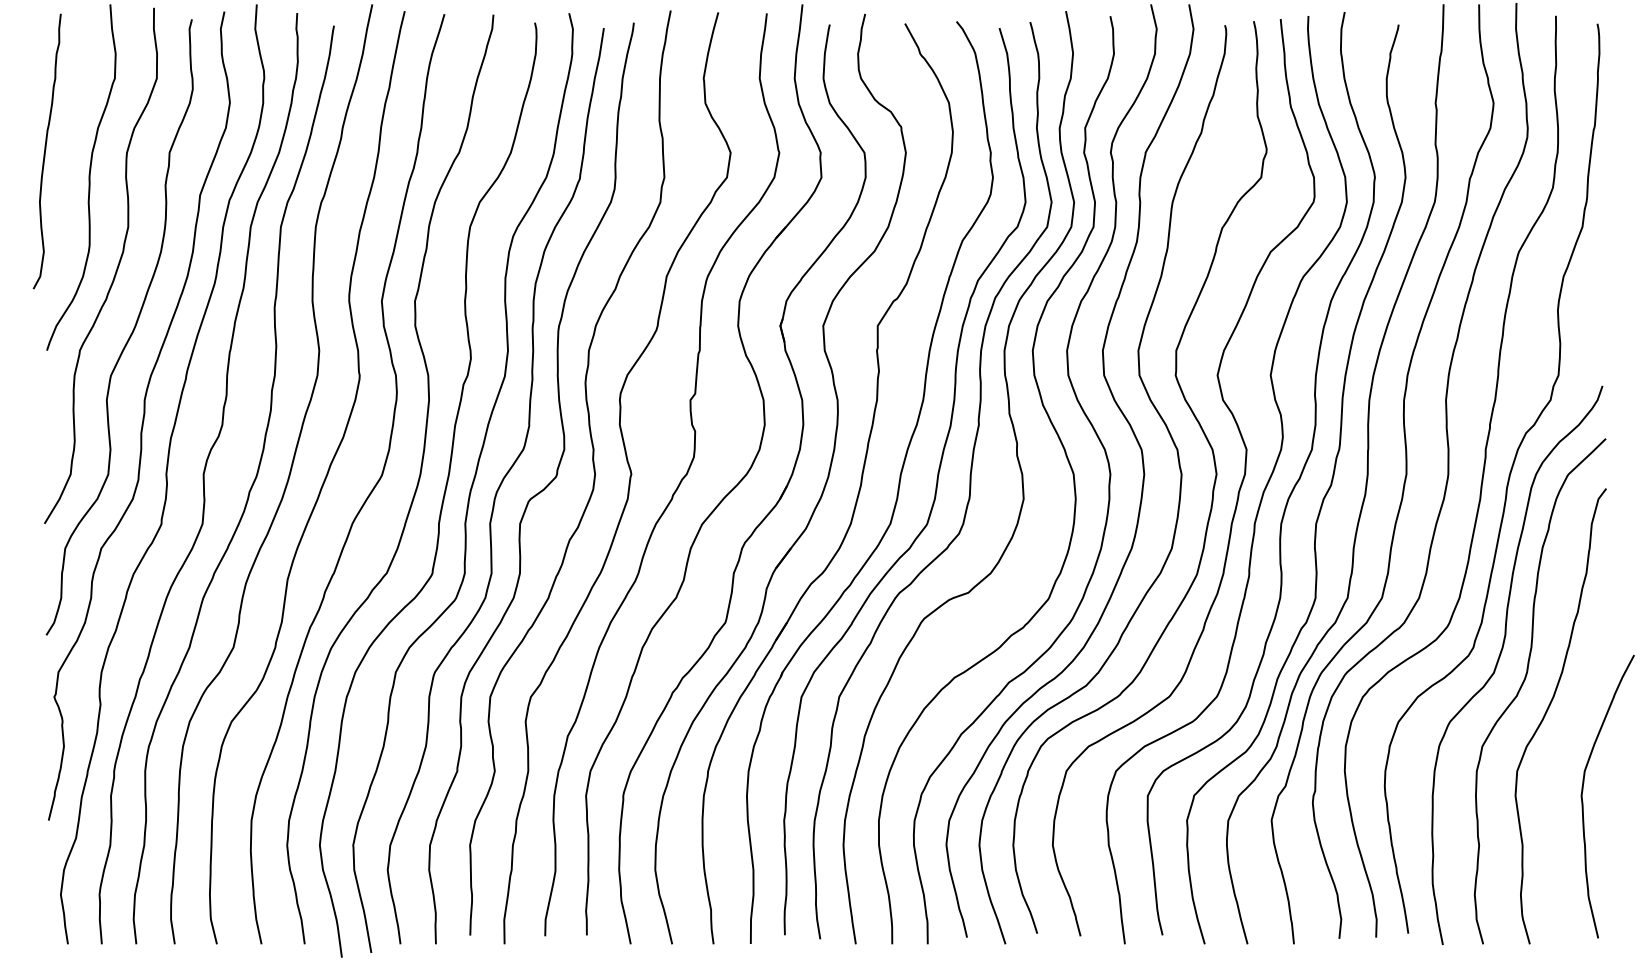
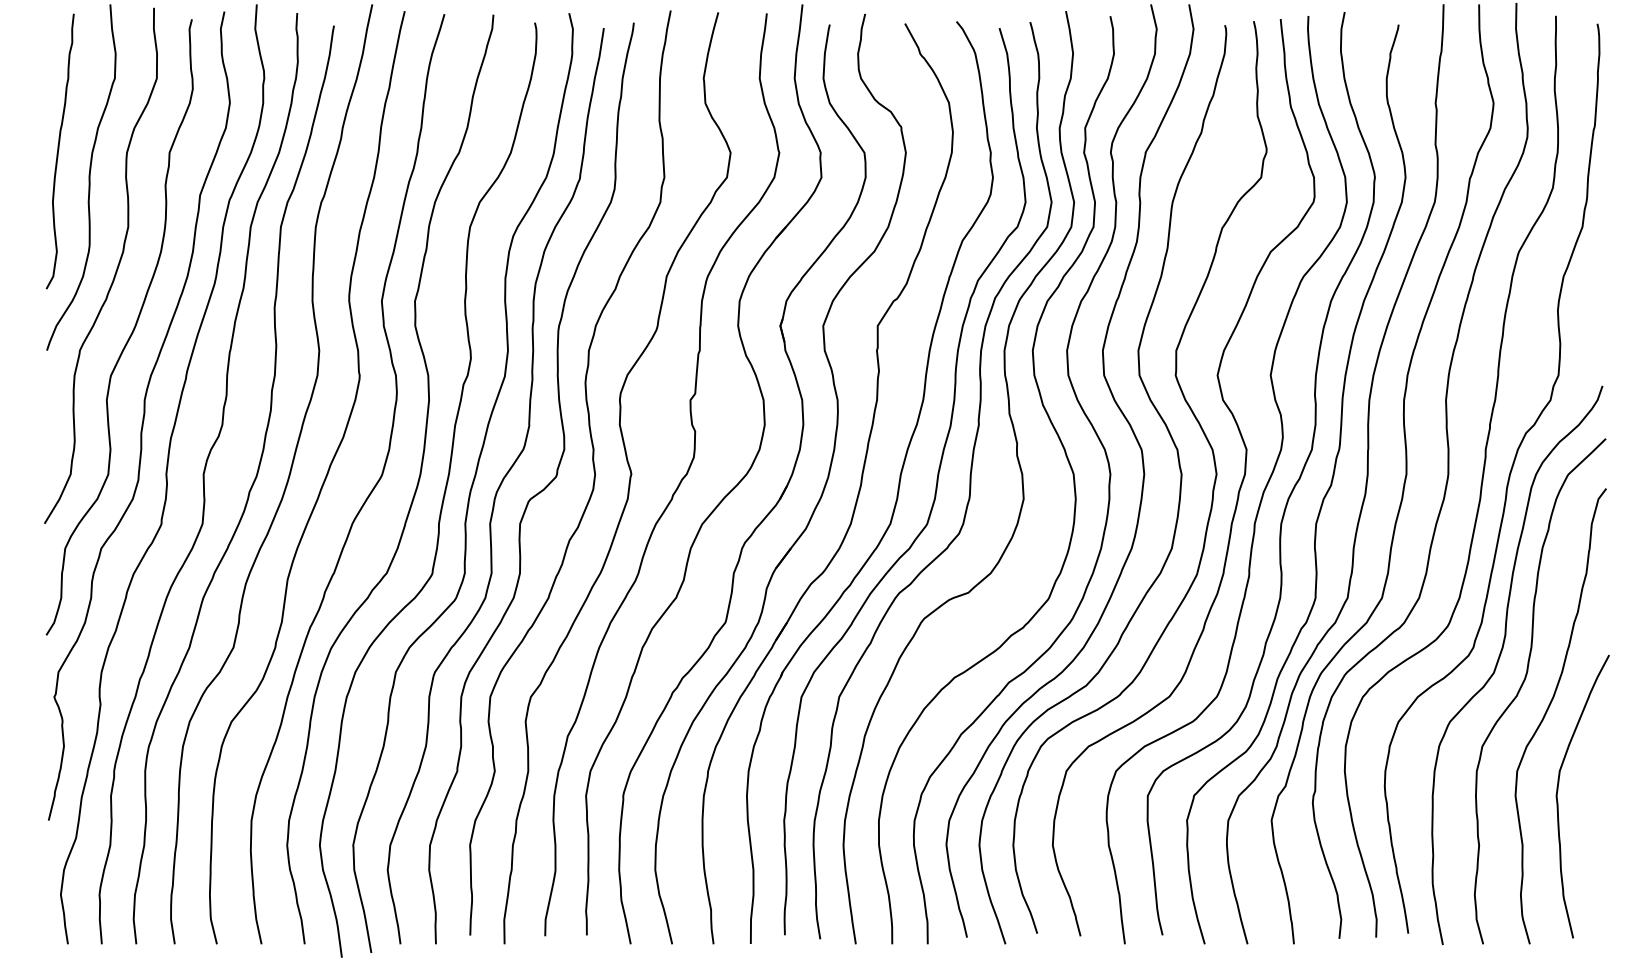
curve position: (45, 151) -> (58, 151) (58, 151)
curve position: (1583, 791) -> (1558, 791) (1558, 791)
